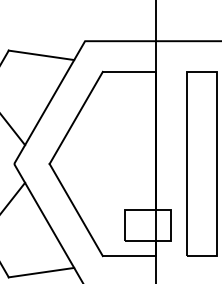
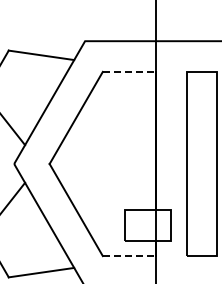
line: solid -> dashed (129, 71)
line: solid -> dashed (129, 256)
